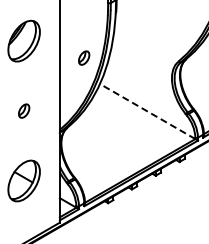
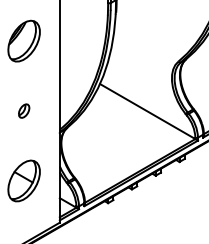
part: present -> none (84, 57)
line: dashed -> solid (147, 111)
